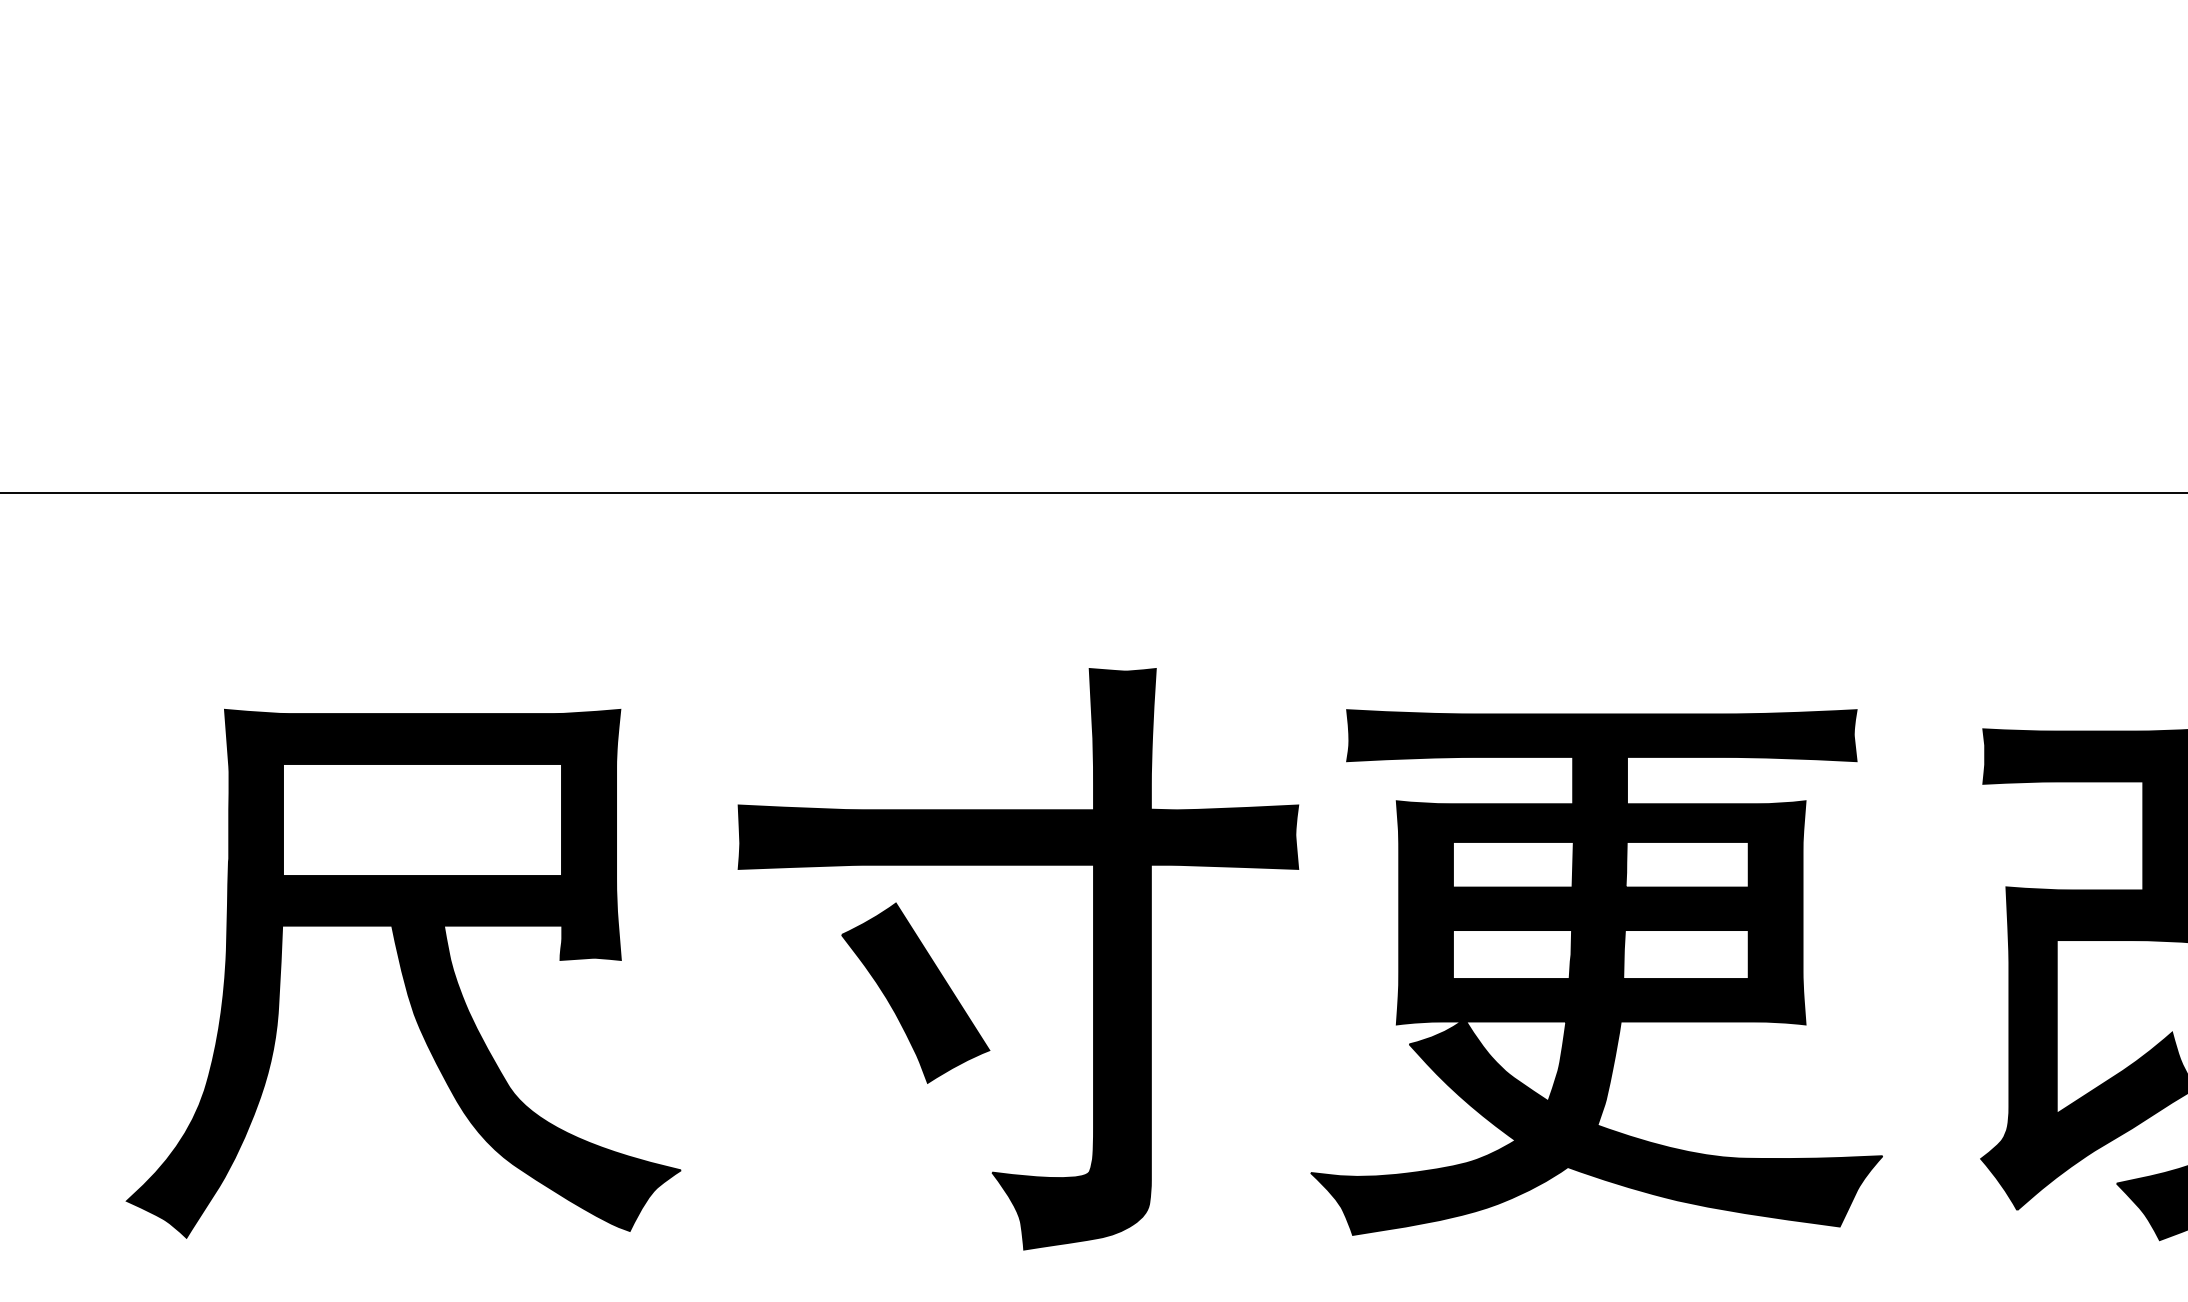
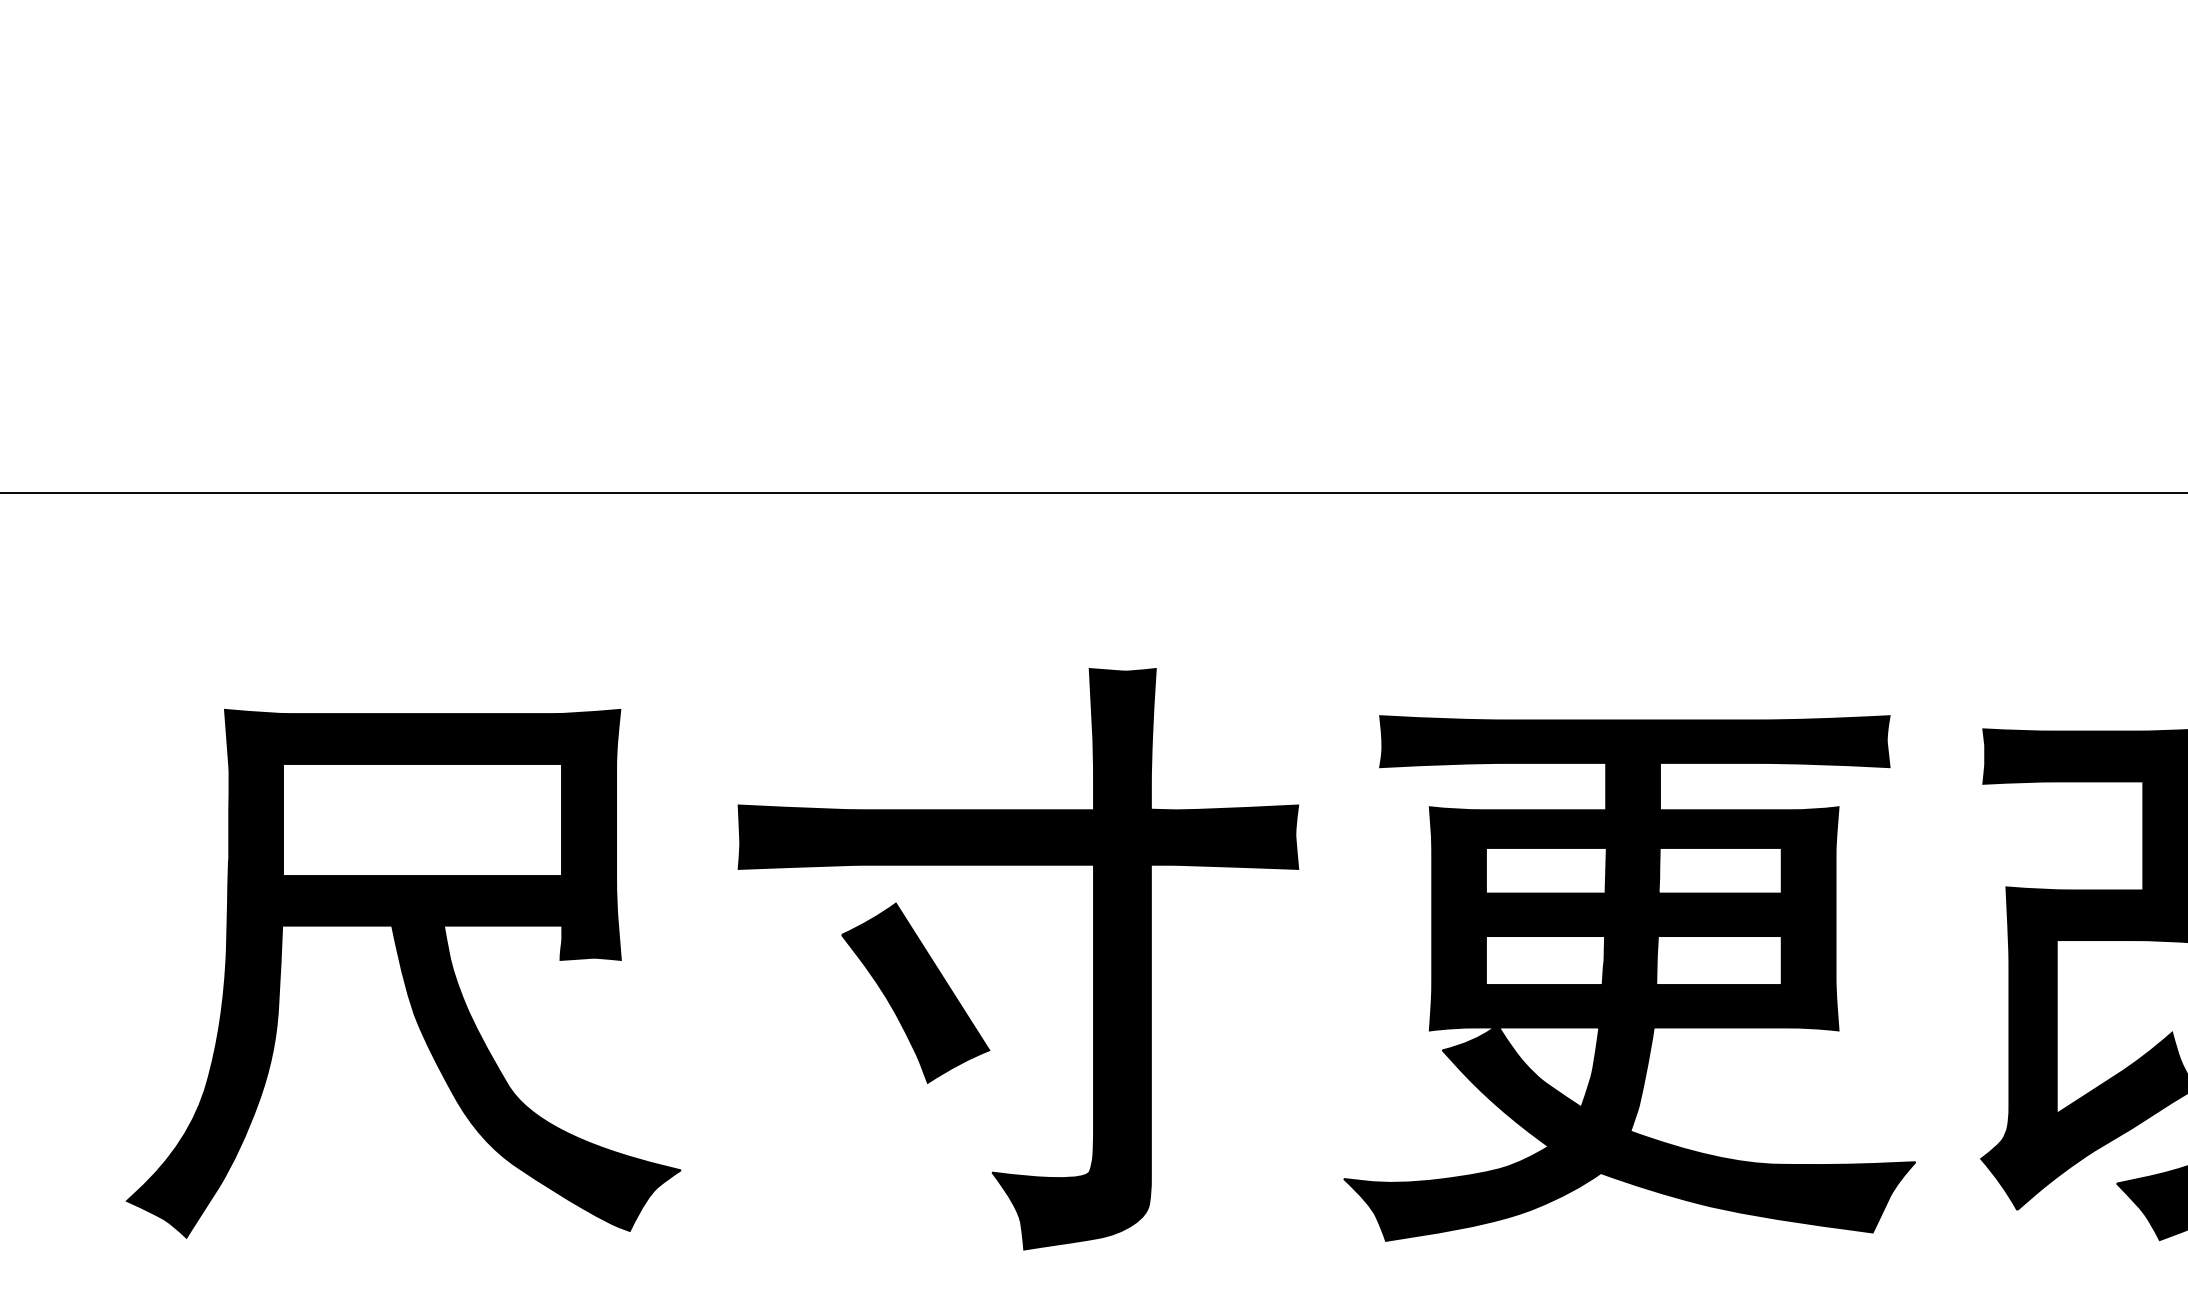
part position: (1596, 972) -> (1629, 978) (1629, 978)
